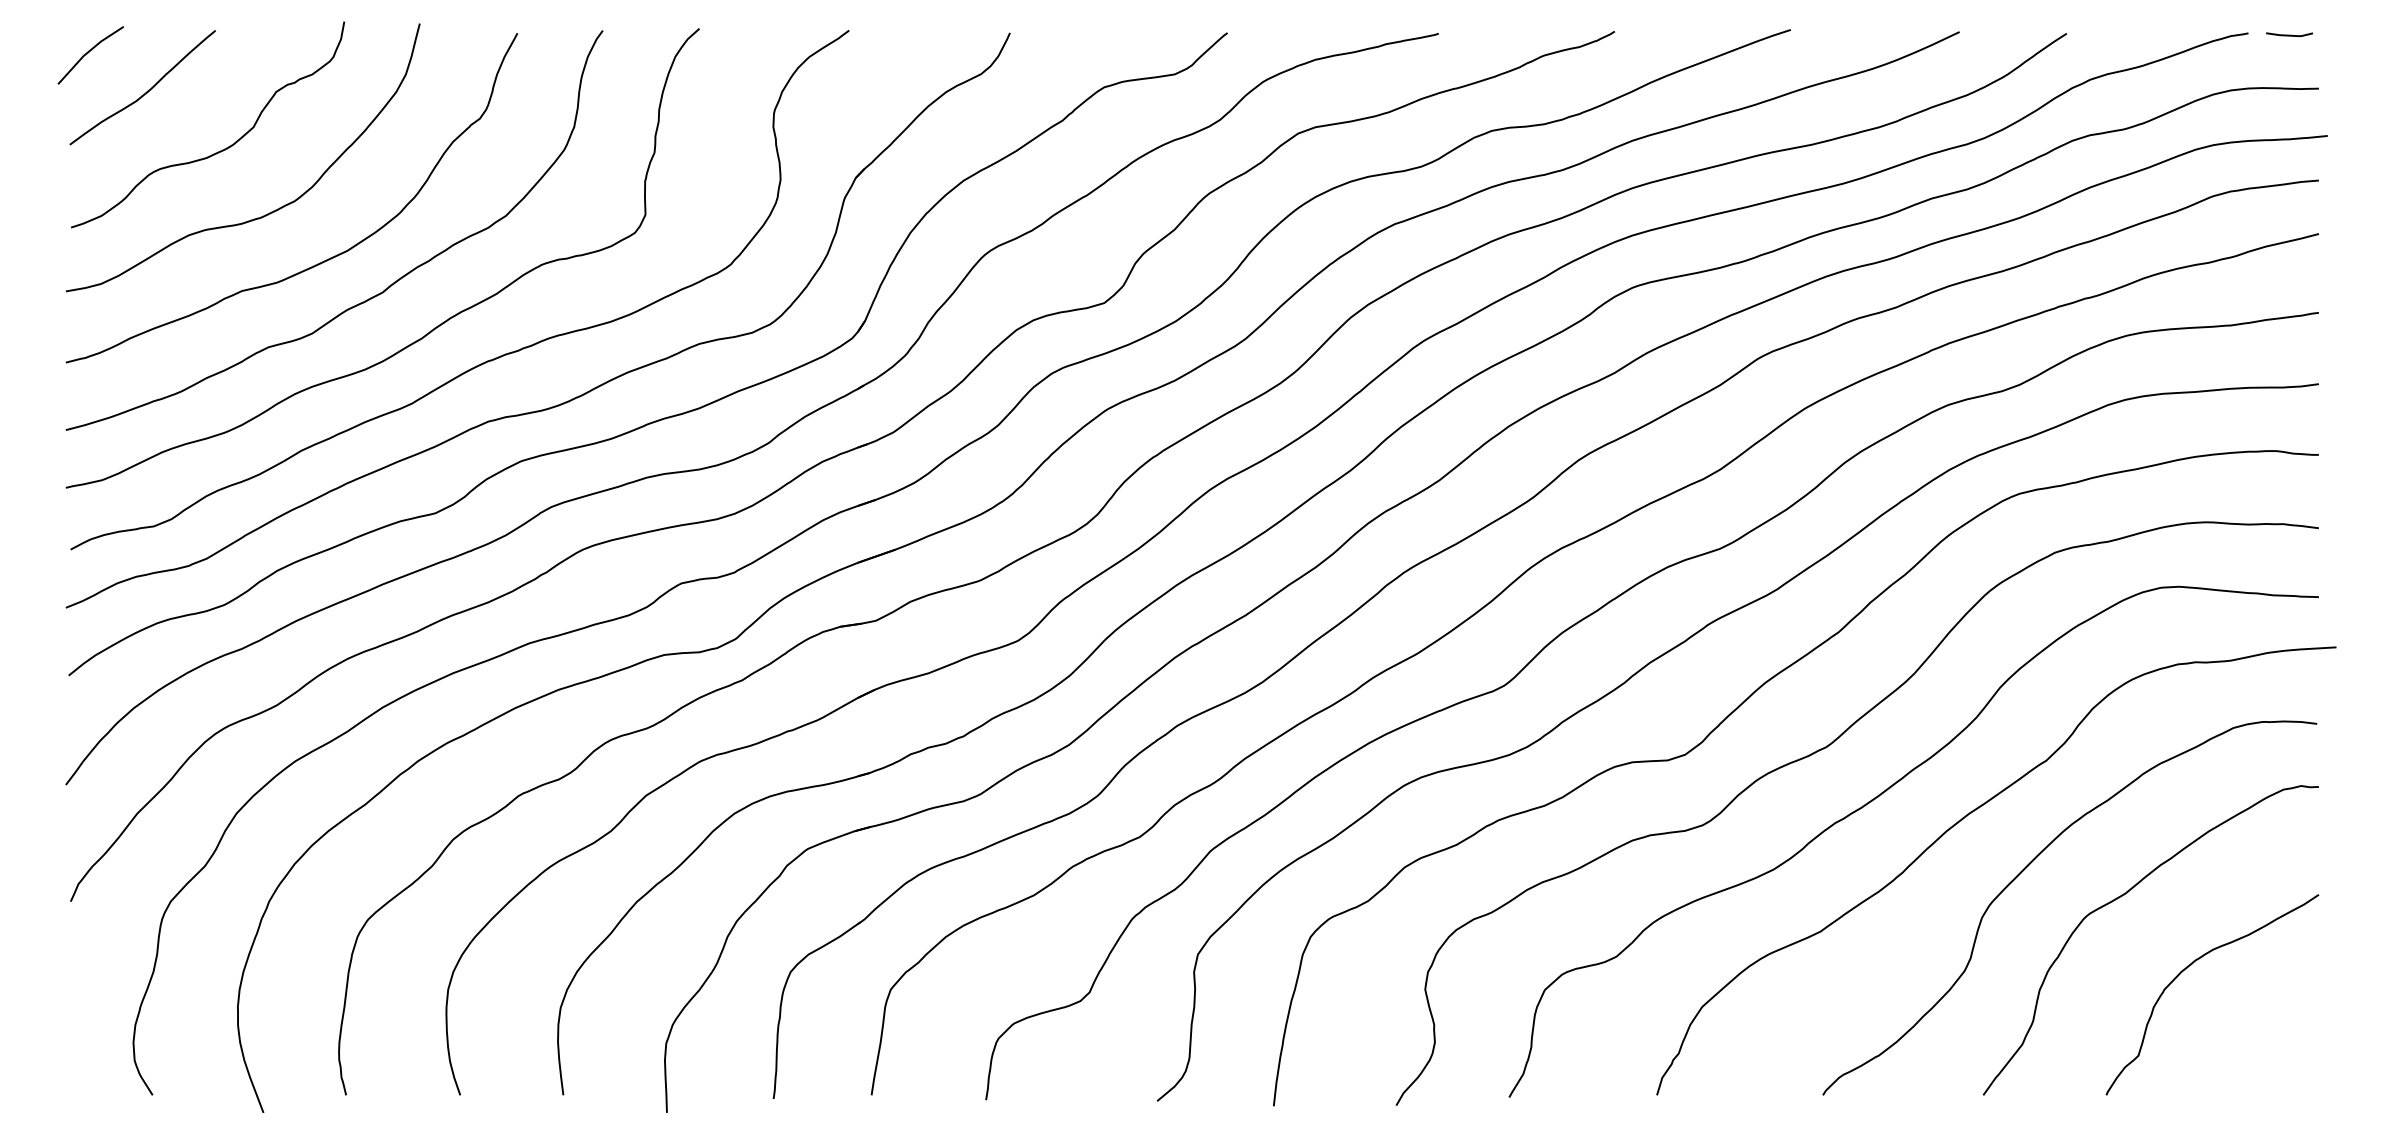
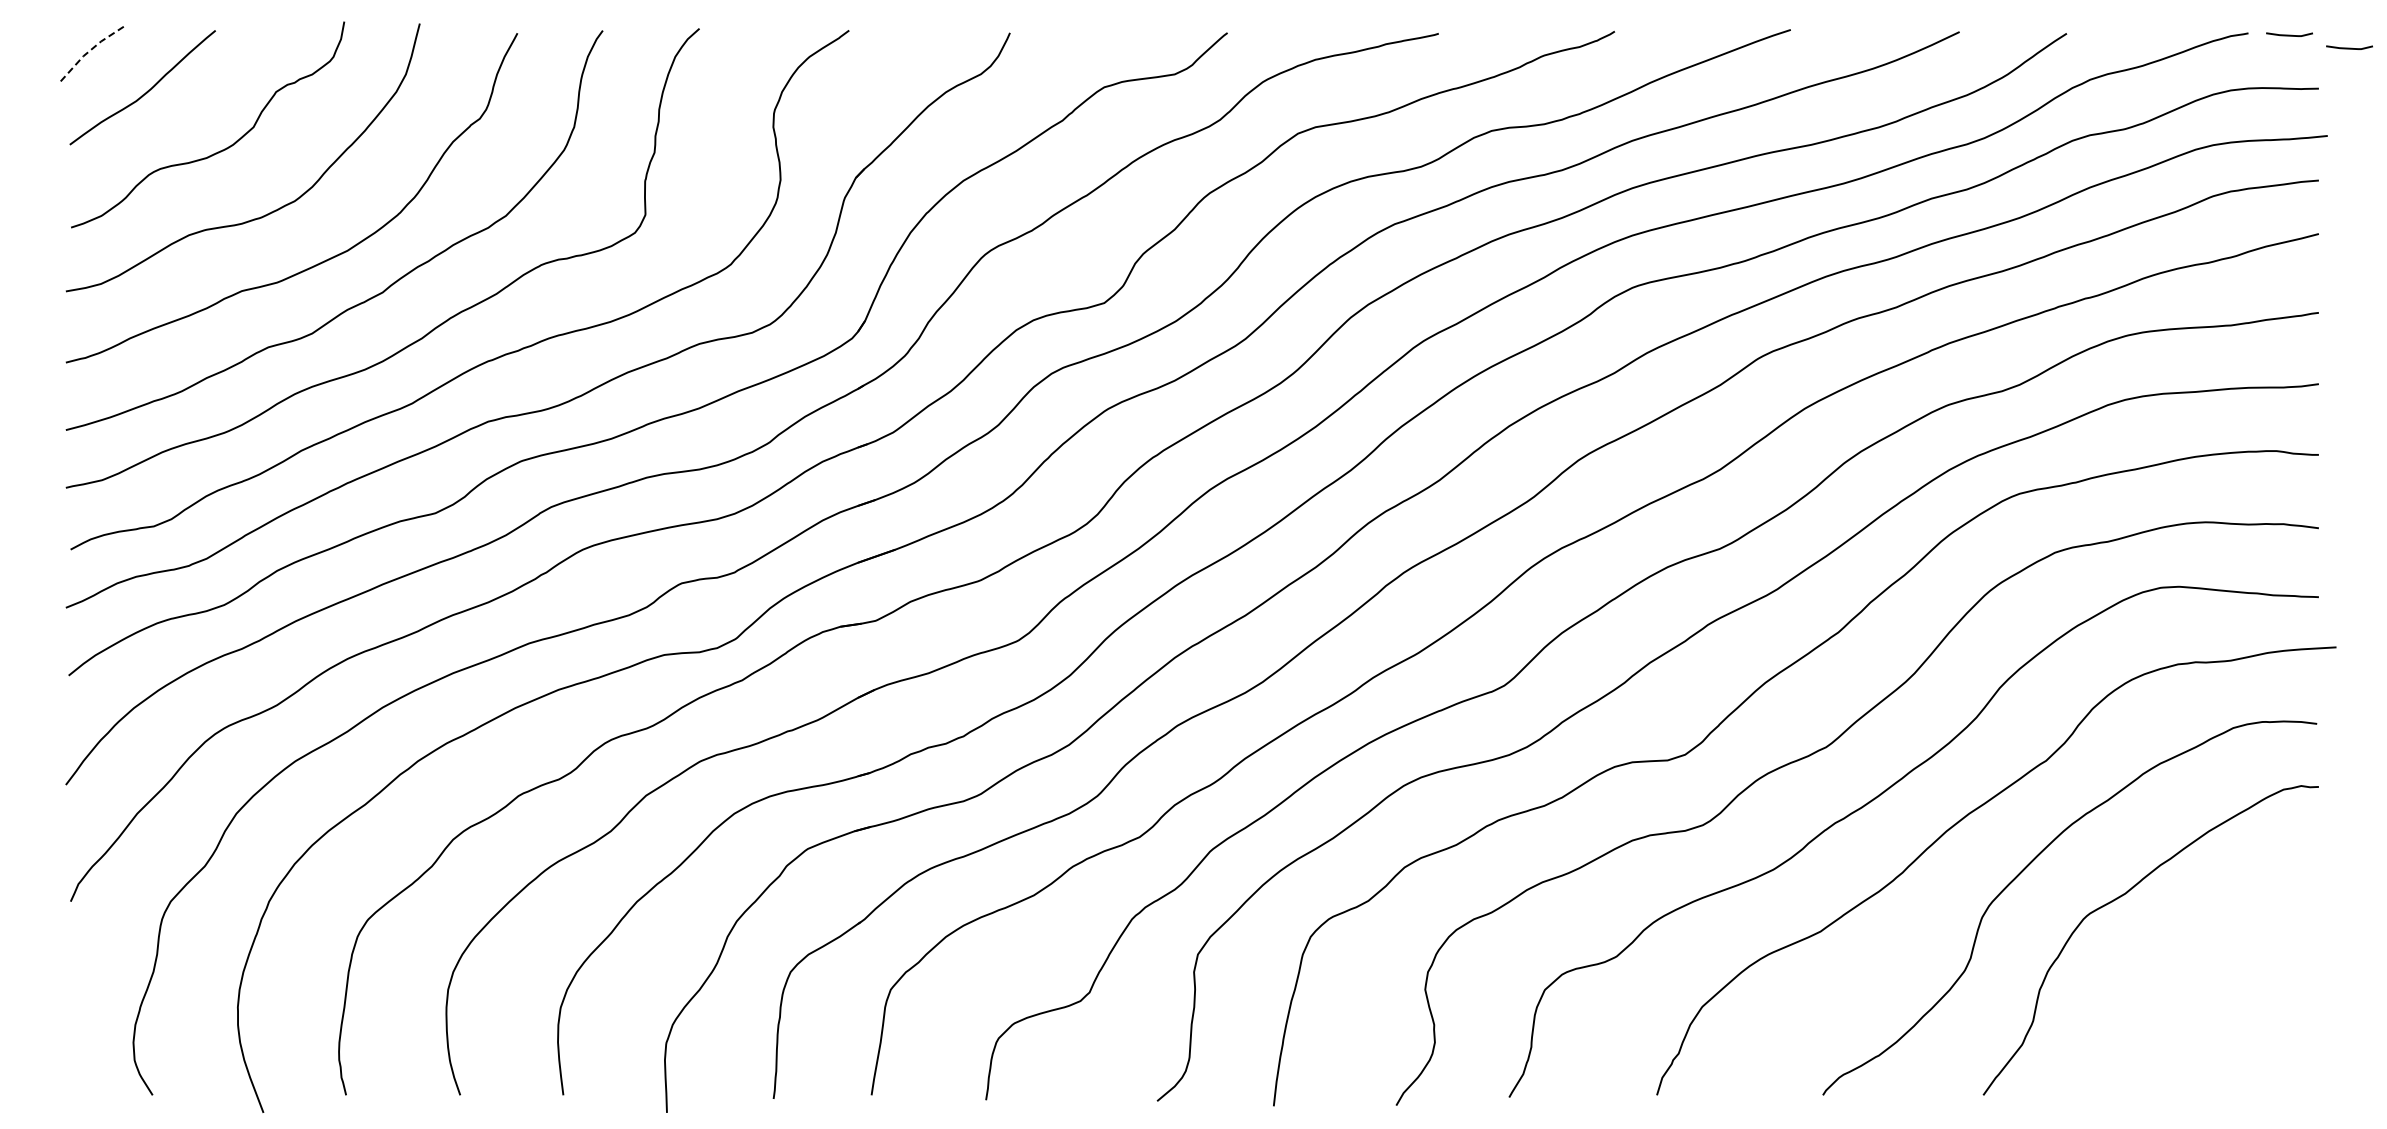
line: none -> present (2349, 47)
line: solid -> dashed (88, 52)
curve: present -> none (2191, 965)
